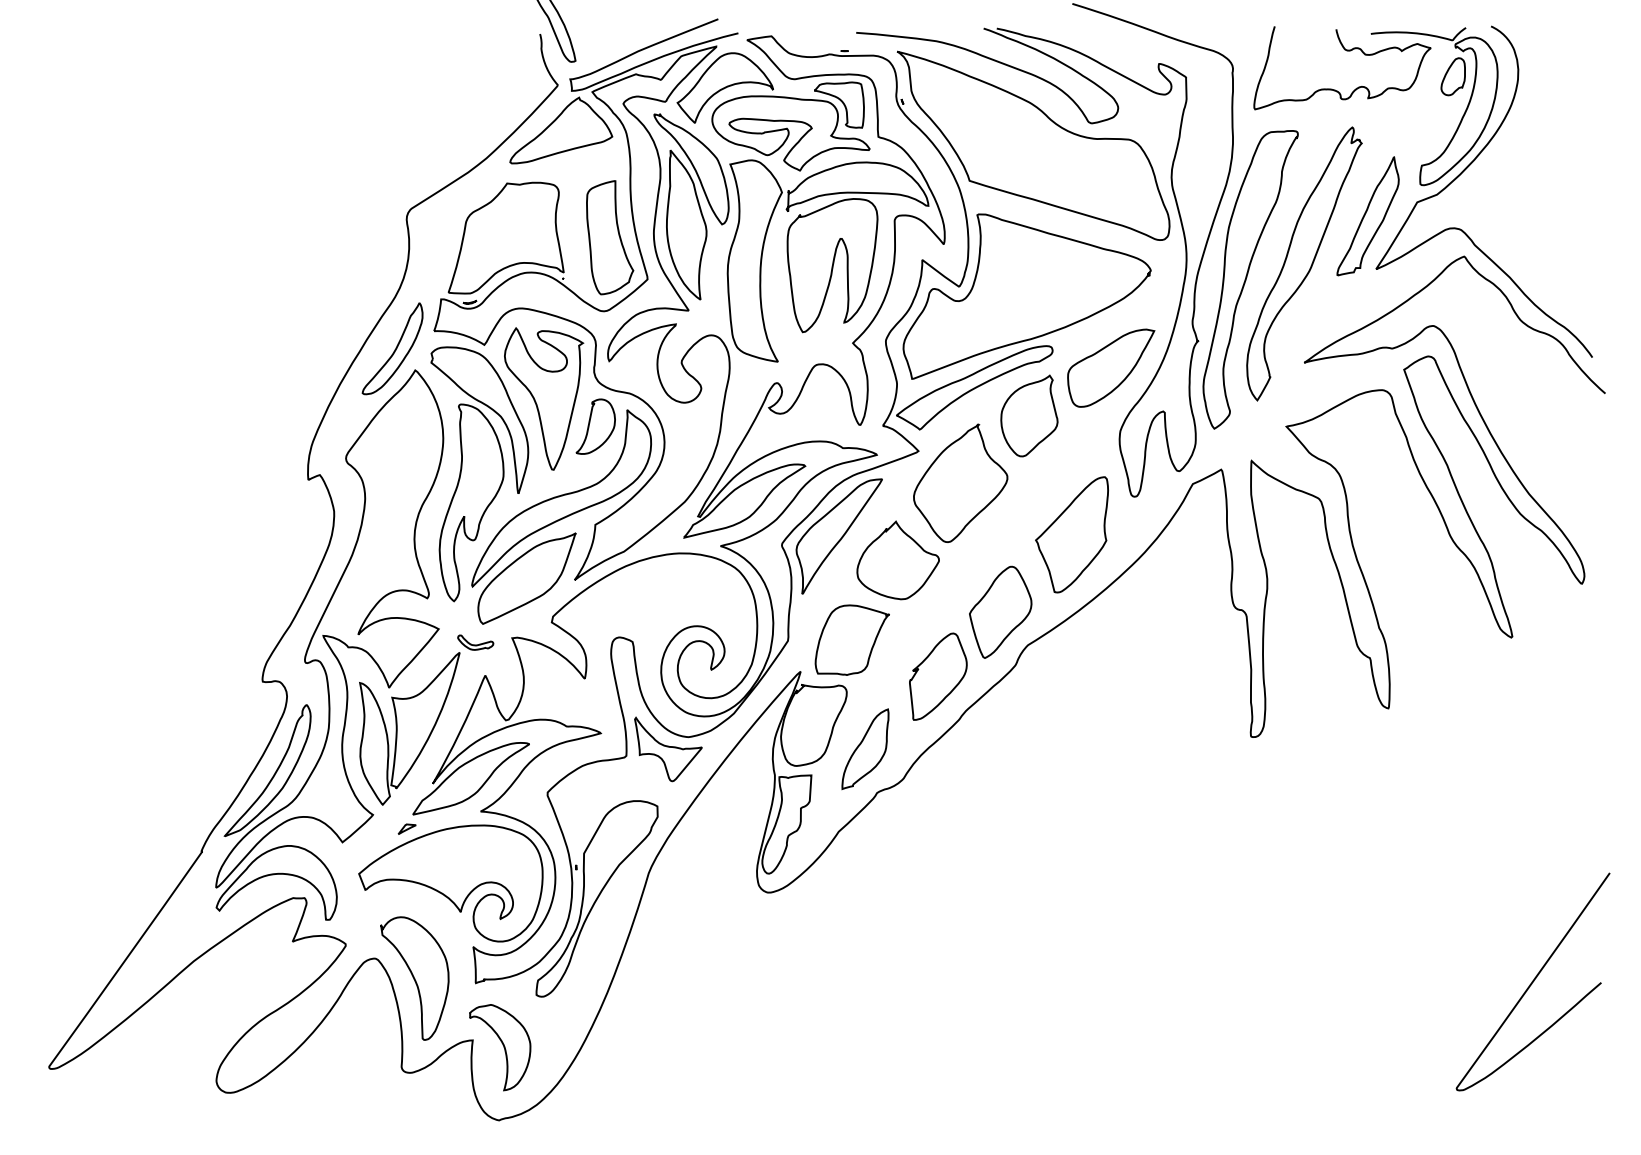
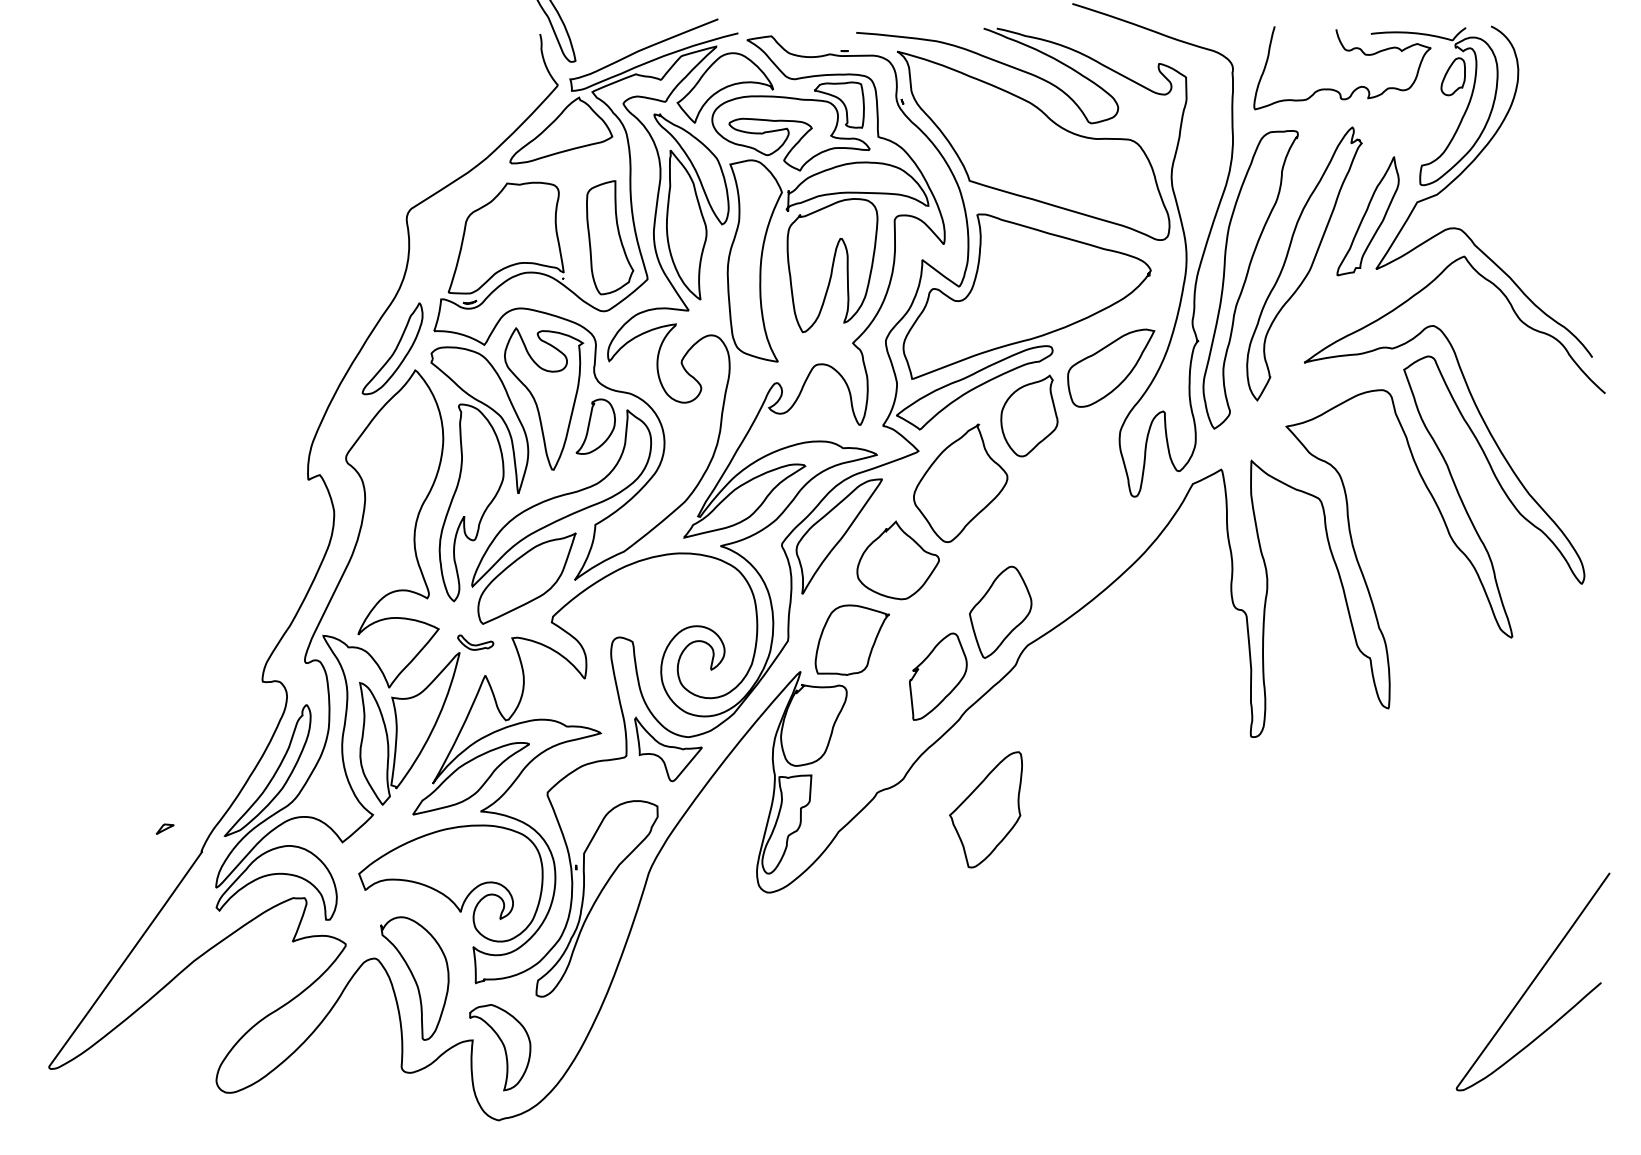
part position: (1071, 534) -> (985, 809) (985, 809)
part: present -> none (865, 749)
part position: (406, 828) -> (164, 828) (164, 828)
